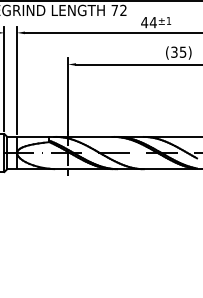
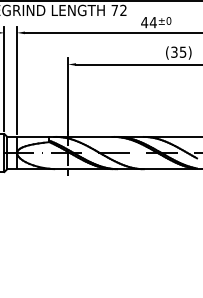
text: ±1 -> ±0 (168, 20)
